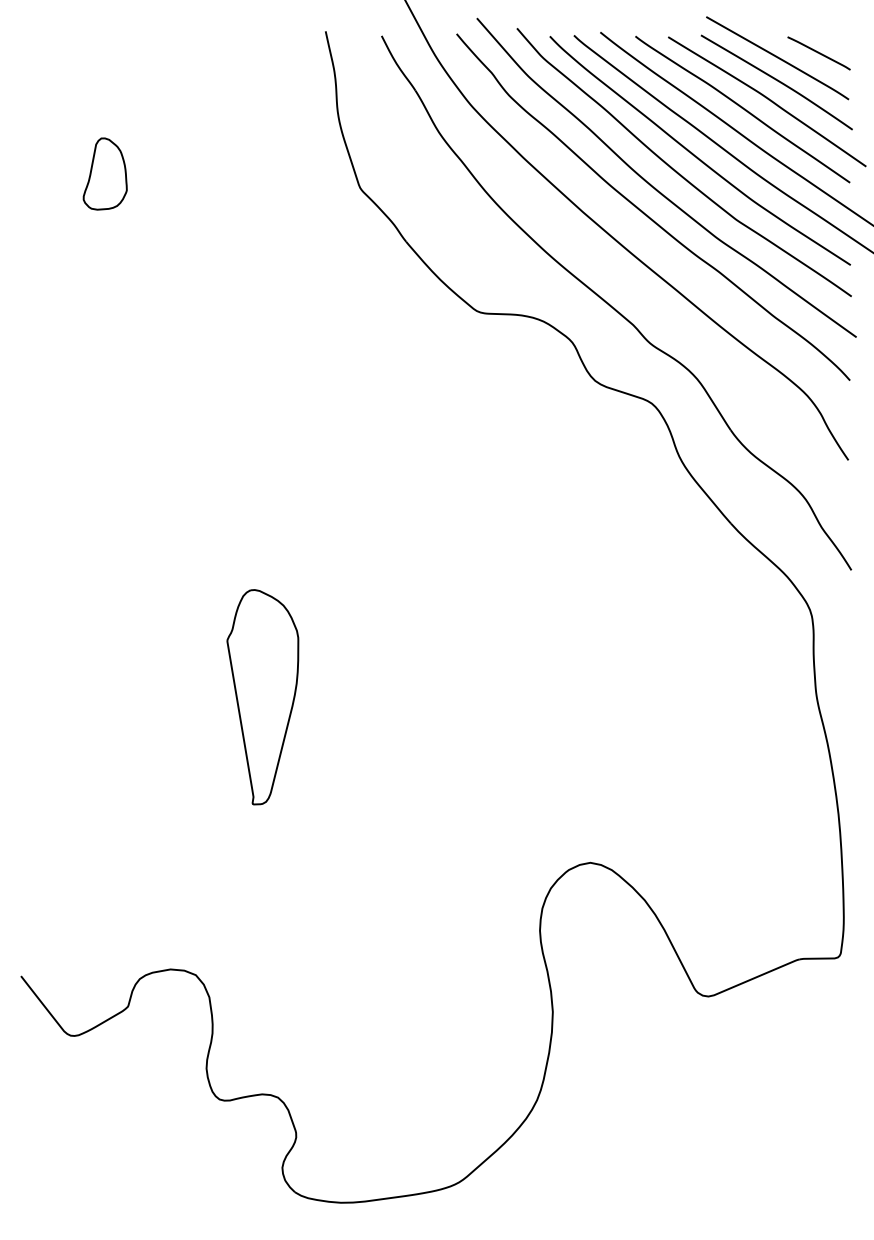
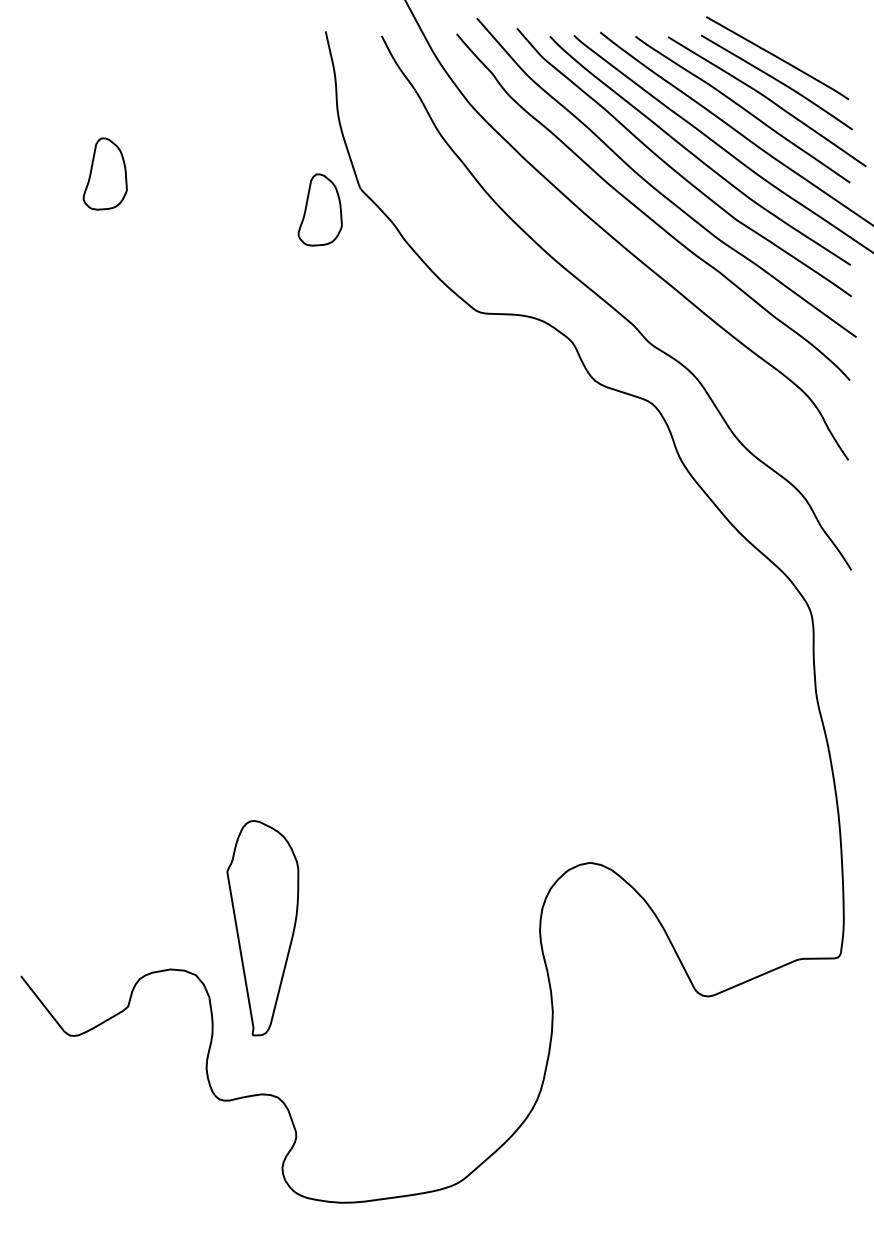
line: present -> none (818, 53)
part: none -> present (319, 209)
part position: (262, 697) -> (262, 928) (262, 928)
